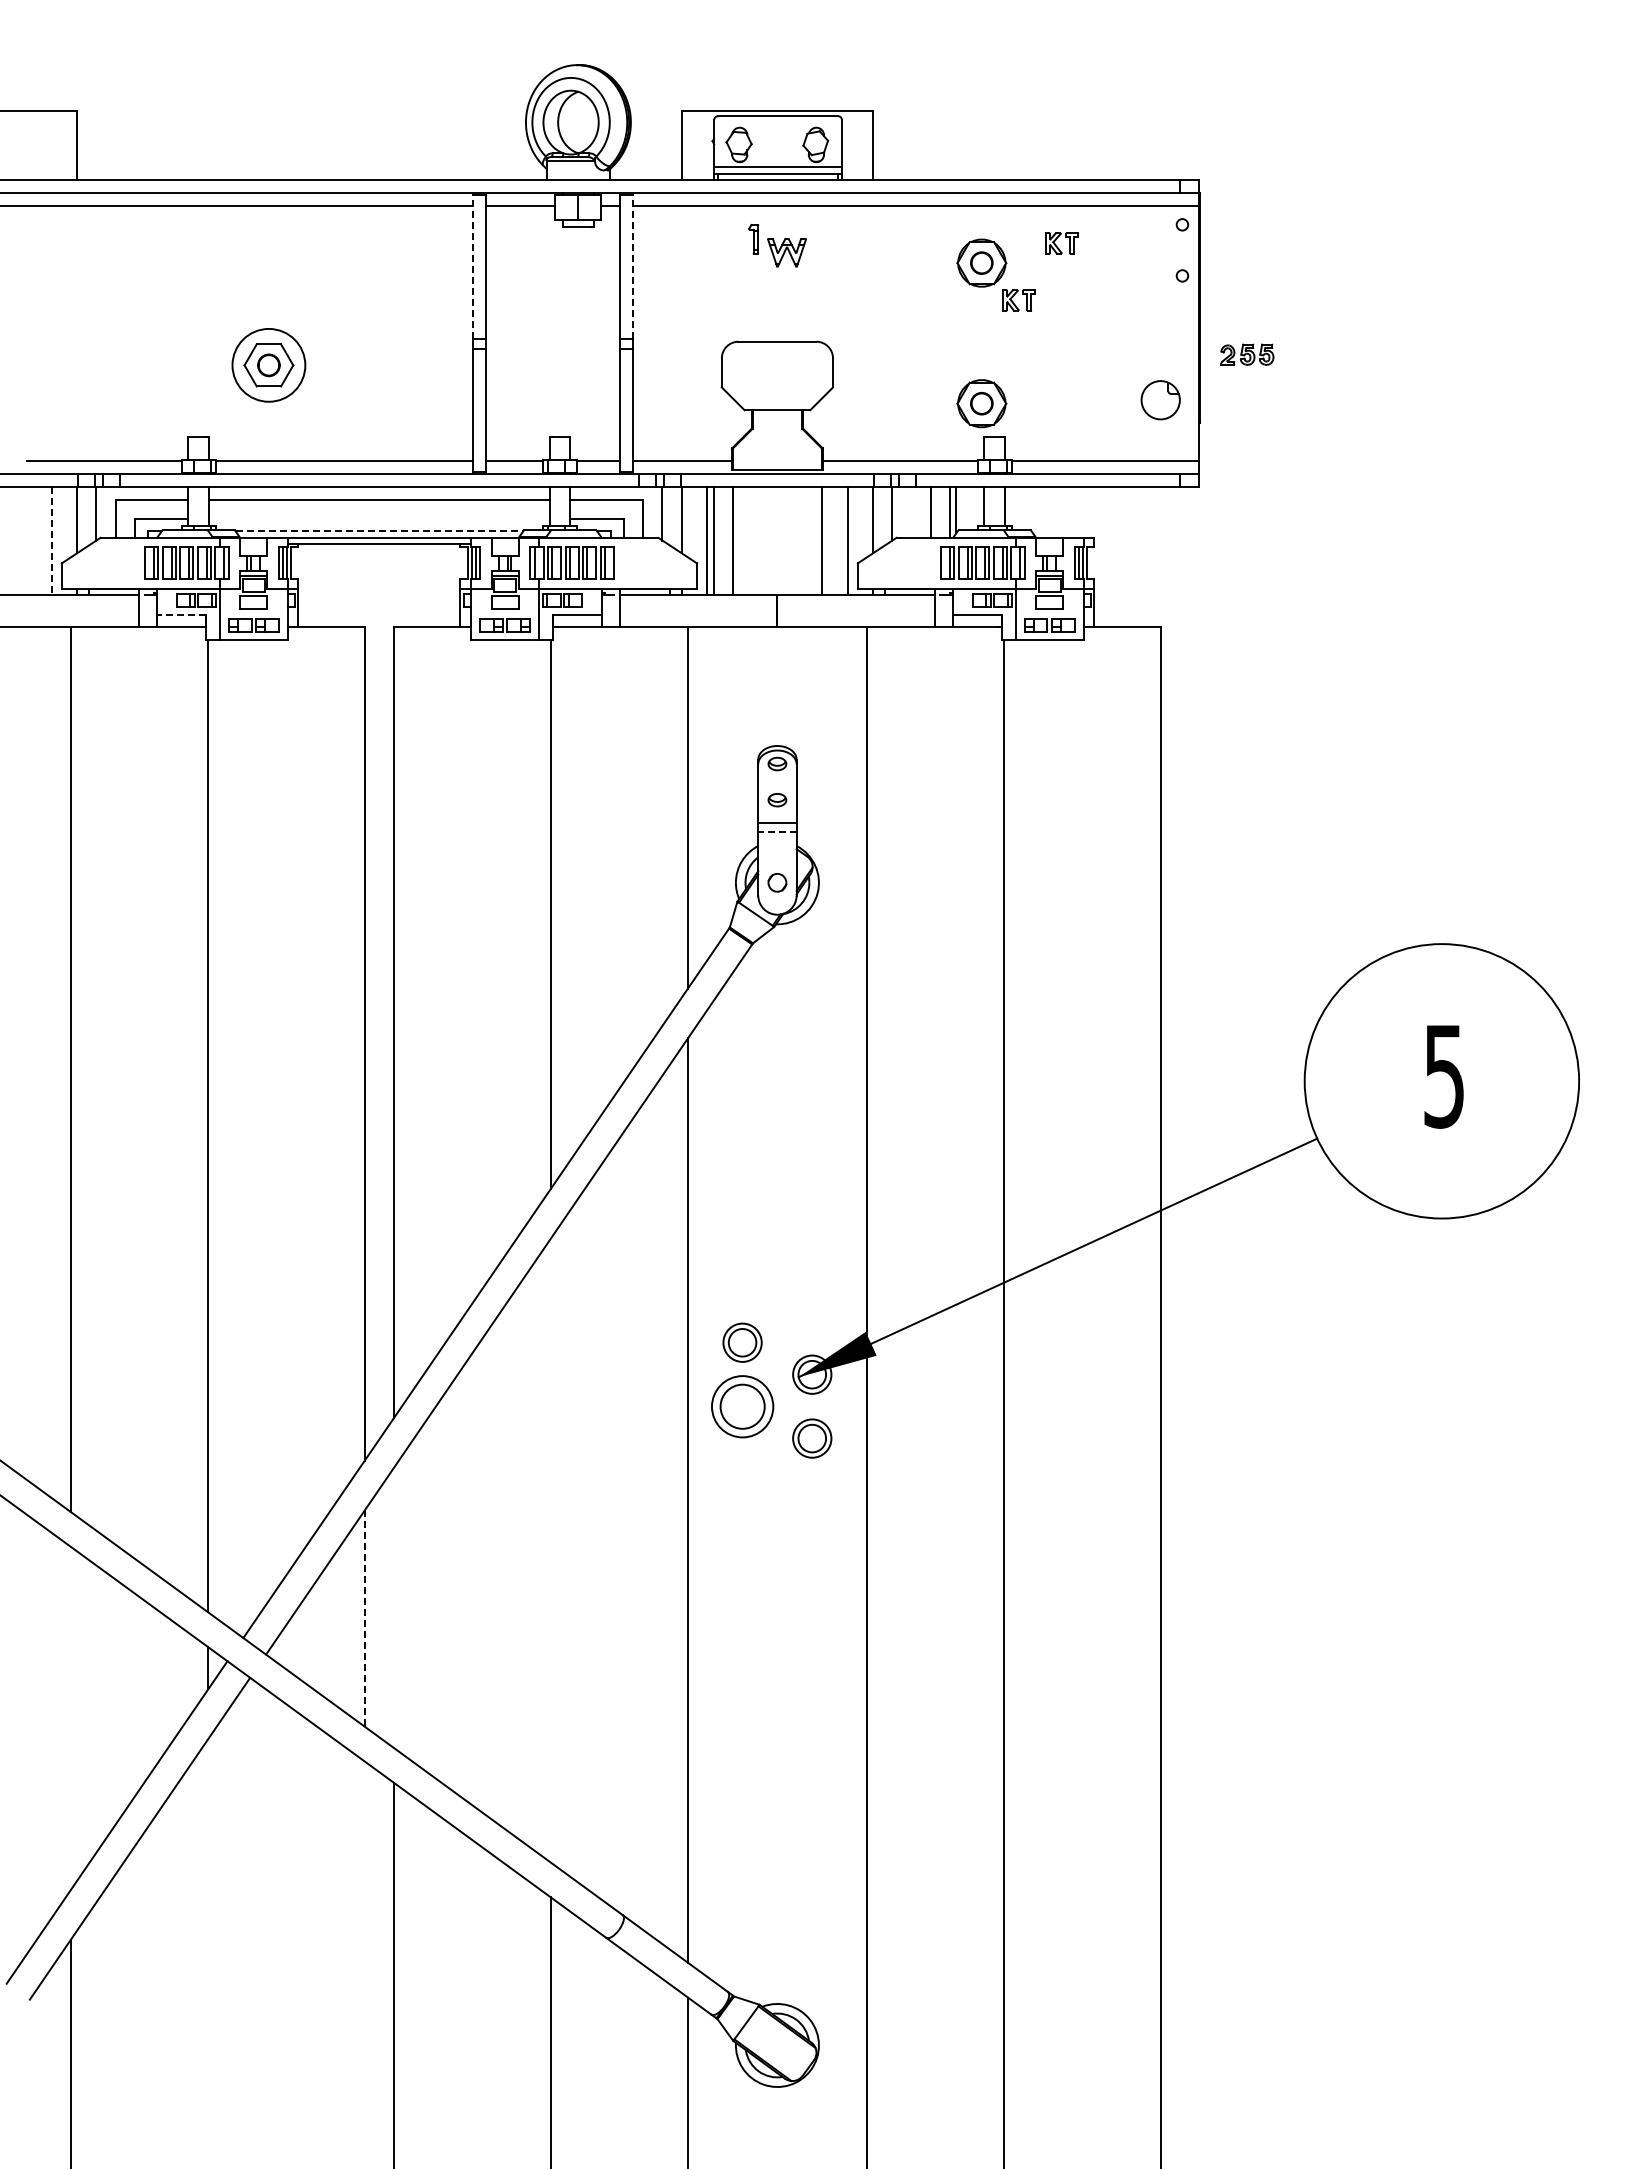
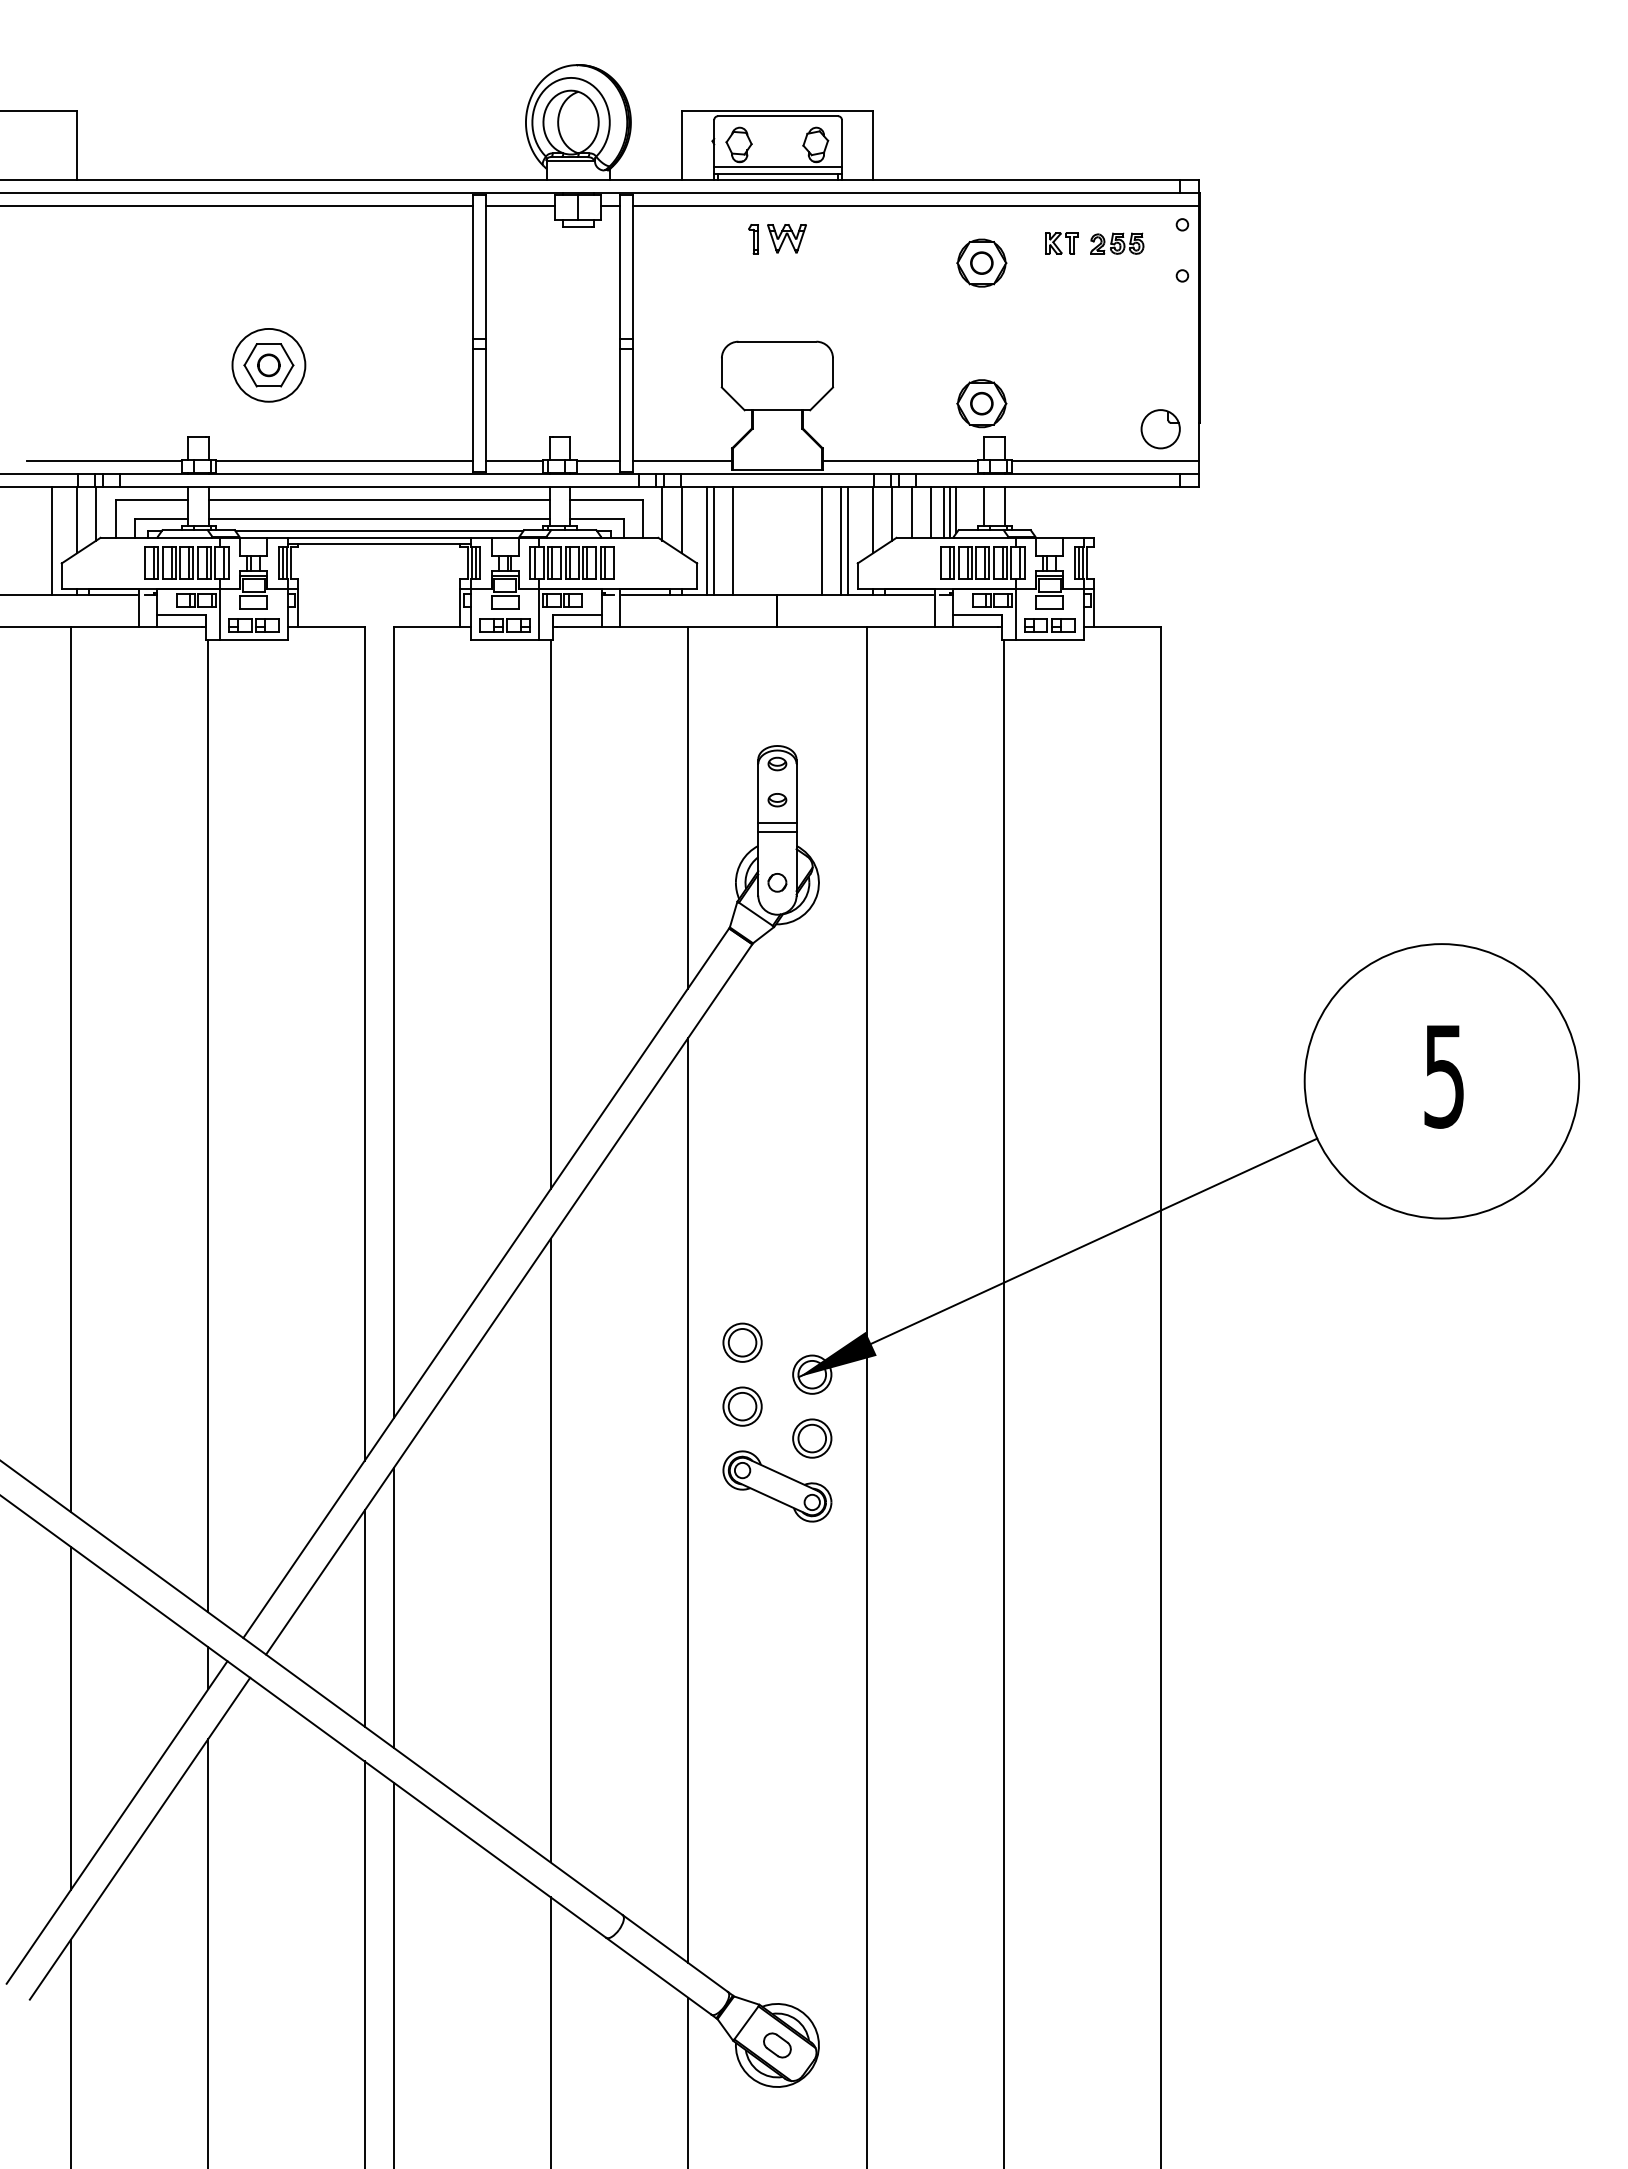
part position: (786, 252) -> (786, 238) (786, 238)
line: dashed -> solid (473, 266)
line: dashed -> solid (633, 266)
part: present -> none (1018, 300)
part position: (1247, 354) -> (1117, 243) (1117, 243)
part position: (1160, 400) -> (1160, 429) (1160, 429)
line: none -> present (911, 511)
line: none -> present (943, 511)
line: none -> present (379, 518)
line: dashed -> solid (379, 531)
line: none -> present (841, 540)
line: dashed -> solid (51, 541)
line: dashed -> solid (181, 614)
line: dashed -> solid (776, 832)
part size: 64x64 px -> 41x41 px (742, 1406)
part: none -> present (777, 1486)
line: none -> present (550, 1550)
line: none -> present (394, 1607)
line: dashed -> solid (364, 1619)
line: none -> present (70, 1717)
line: none -> present (208, 1952)
line: none -> present (364, 1963)
part: none -> present (777, 2045)
